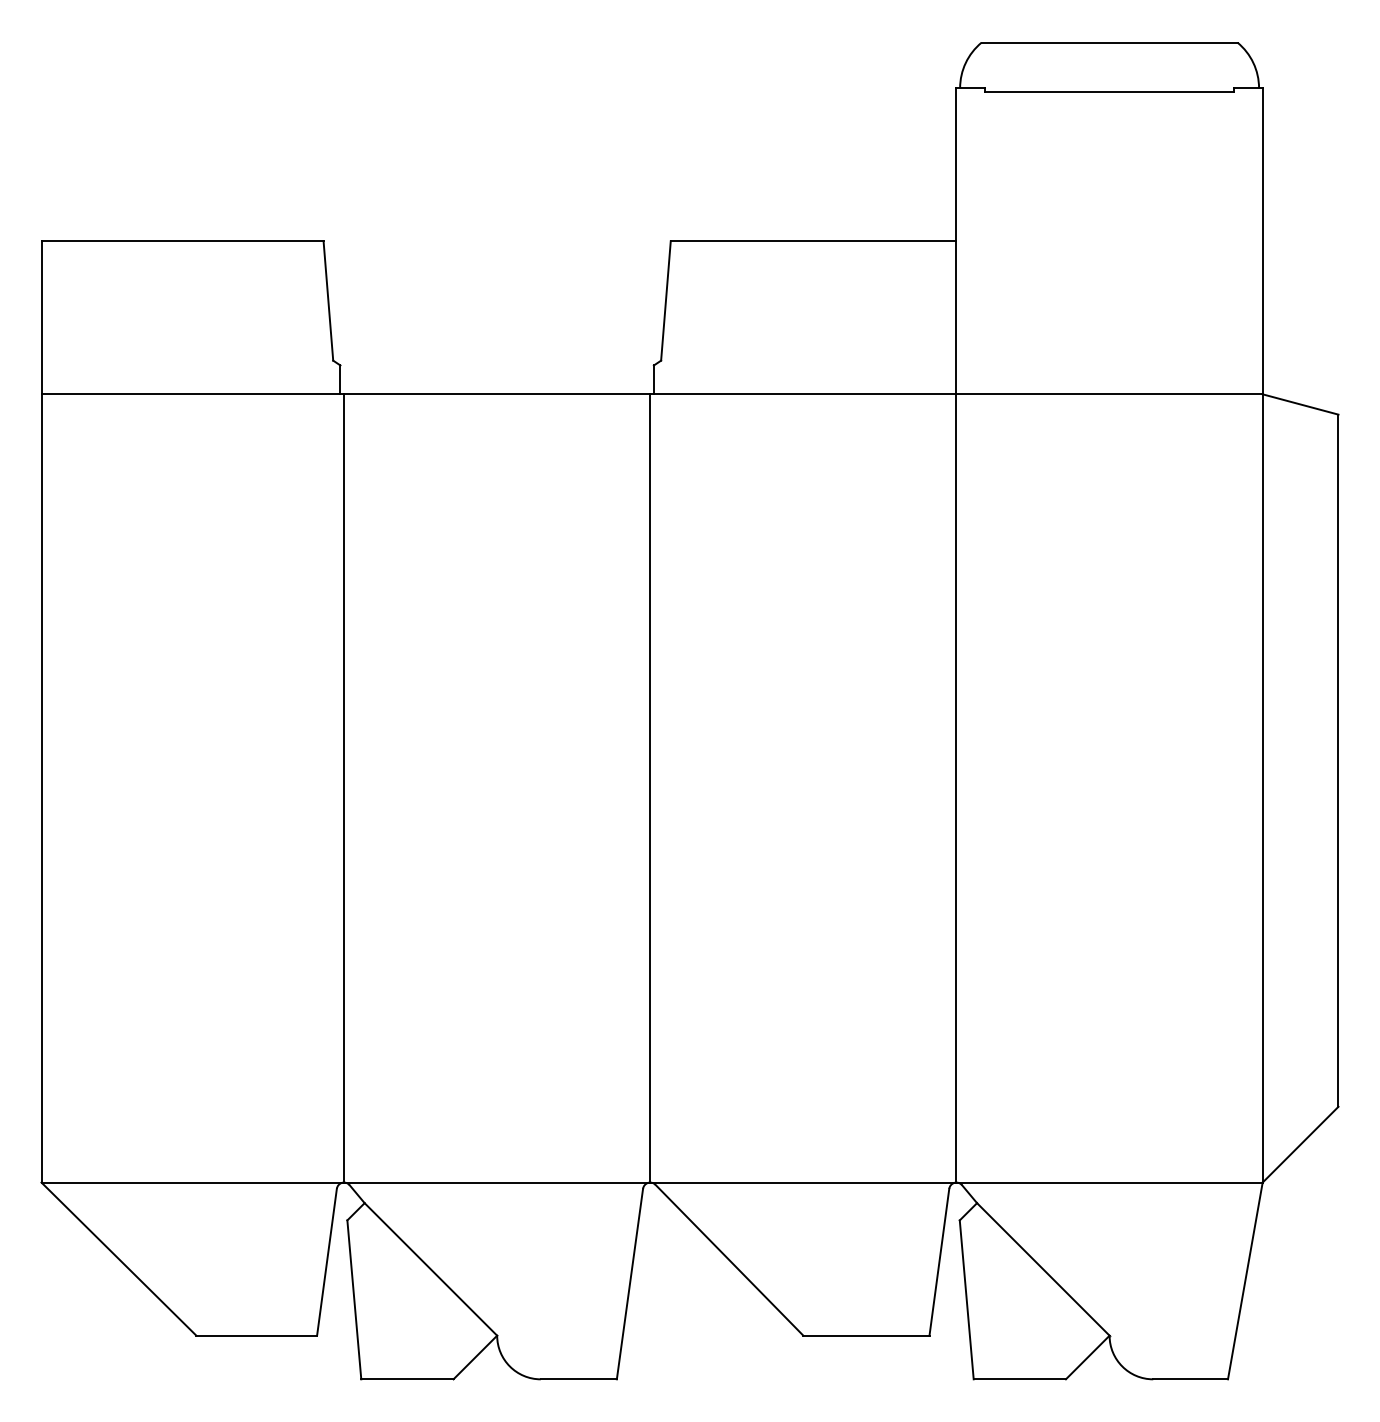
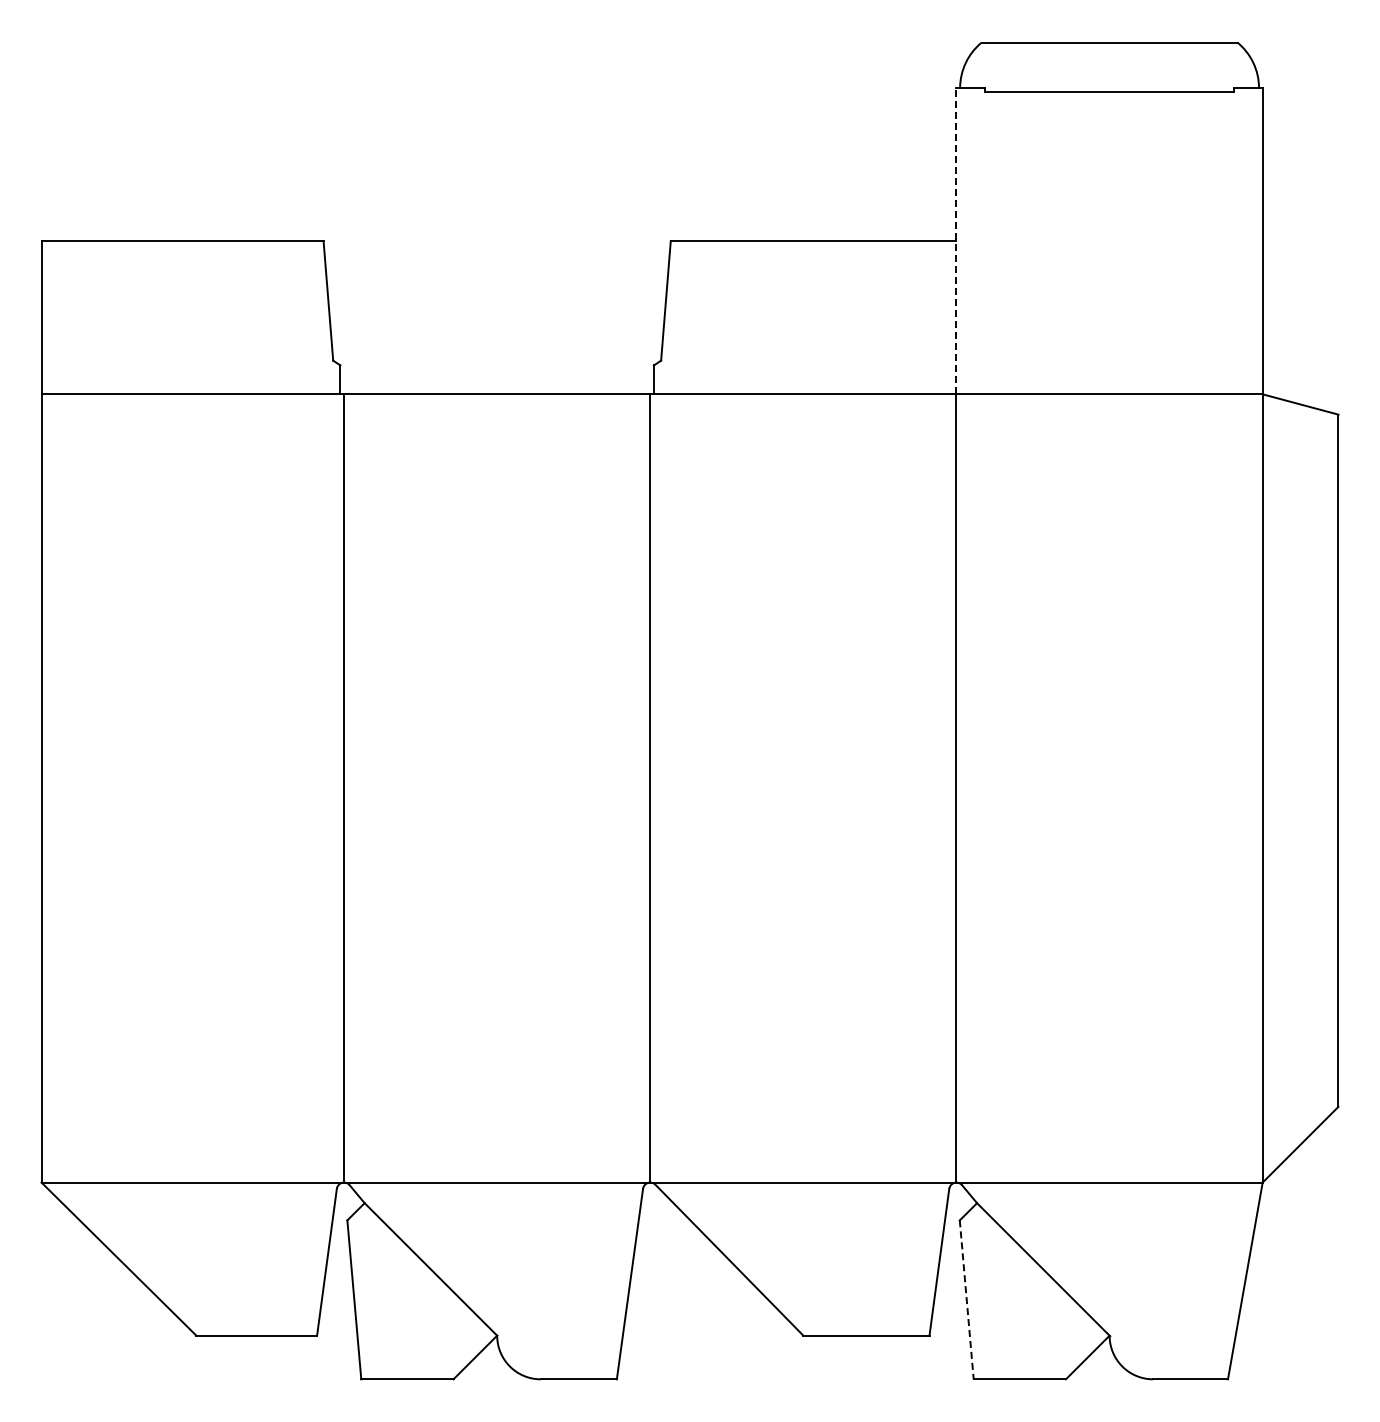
line: solid -> dashed (956, 240)
line: solid -> dashed (966, 1299)
